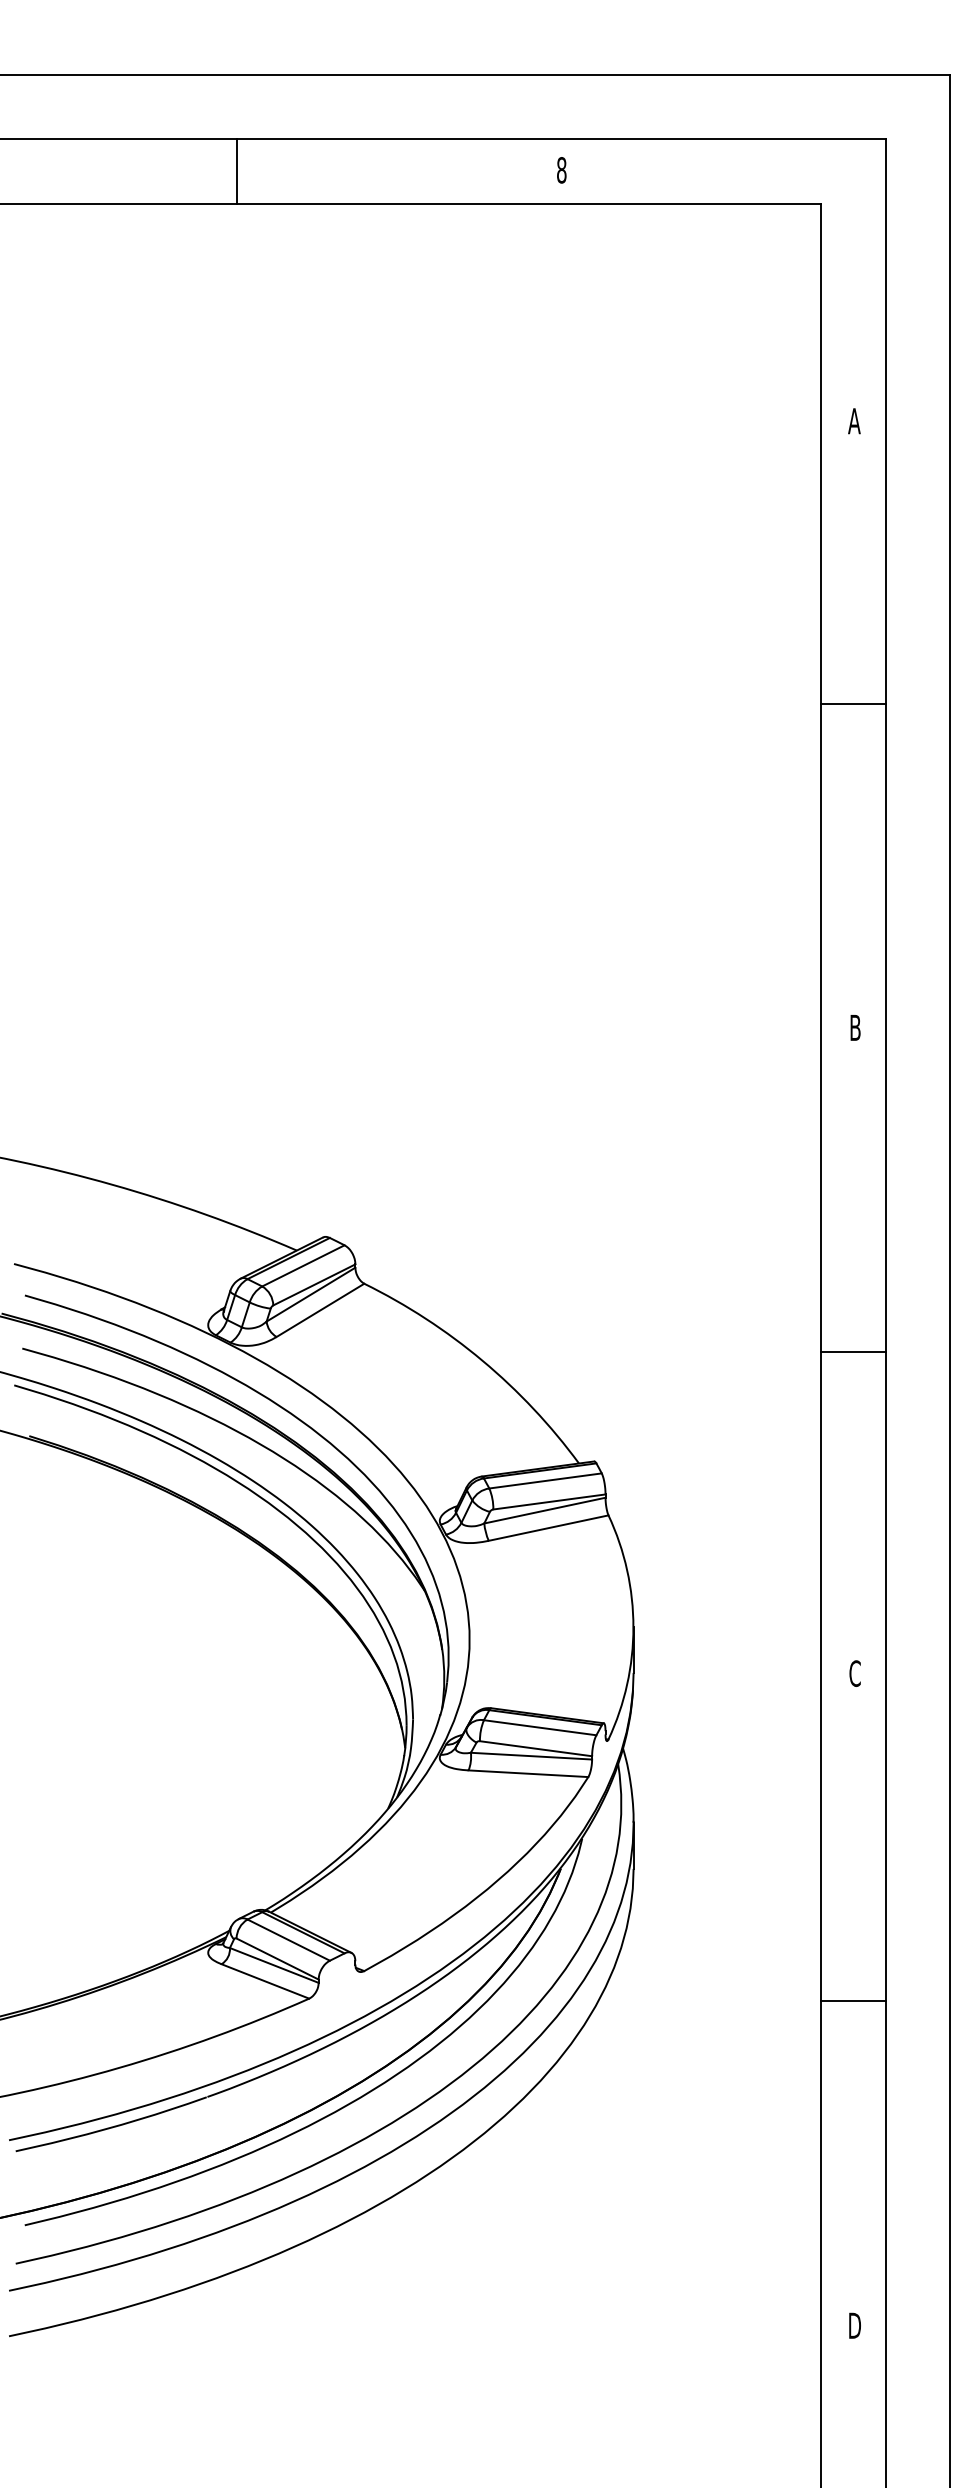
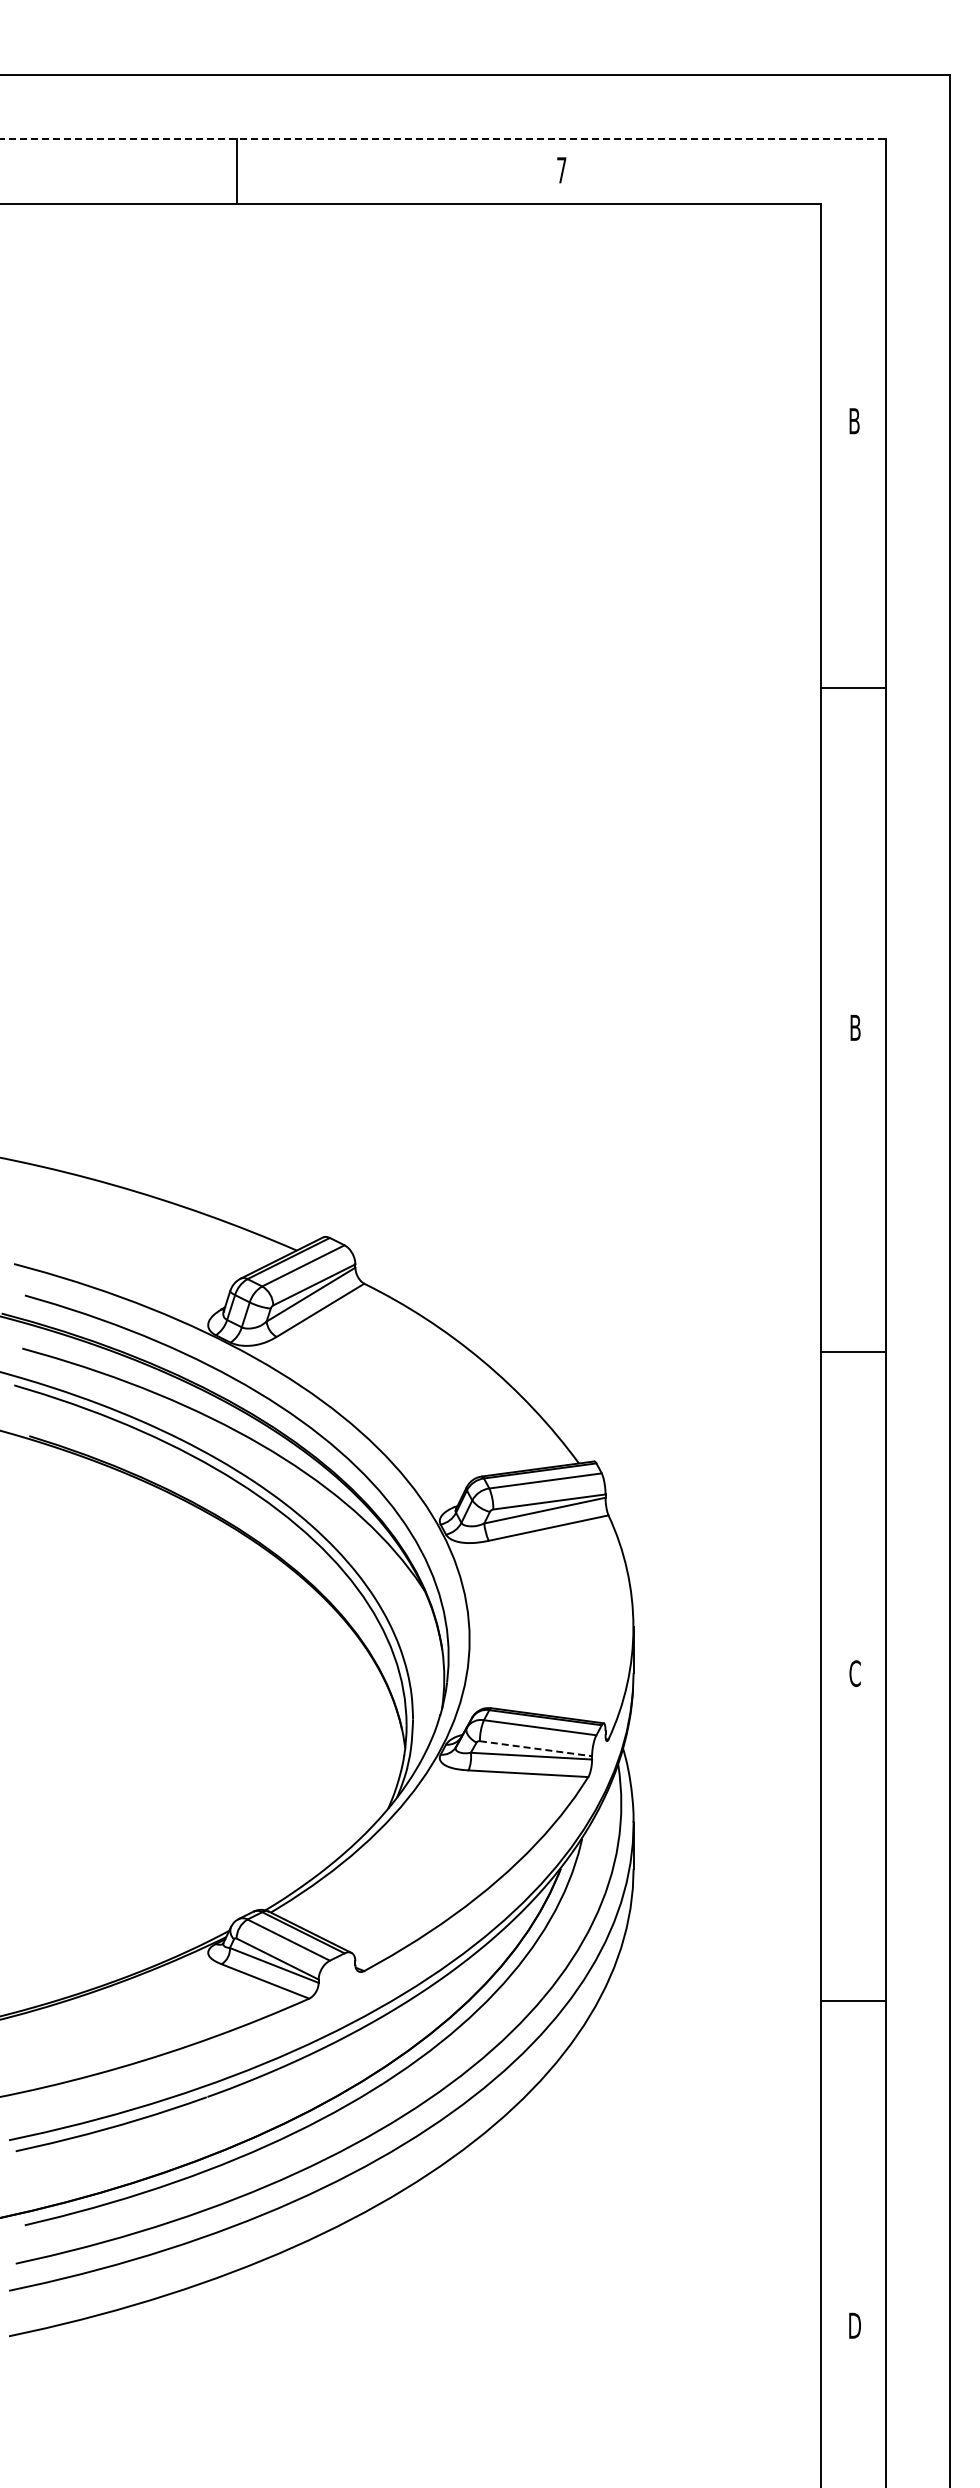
line: solid -> dashed (443, 139)
text: 8 -> 7 (561, 170)
text: A -> B (854, 421)
line position: (852, 703) -> (852, 687) (852, 687)
line: solid -> dashed (536, 1748)
